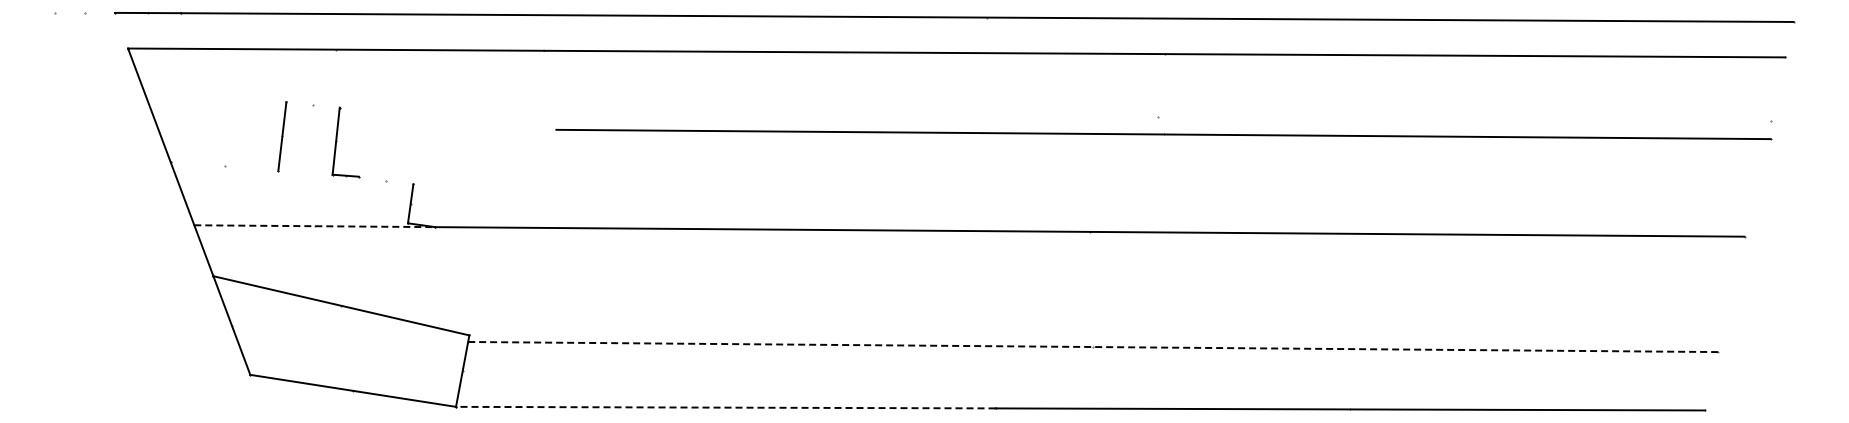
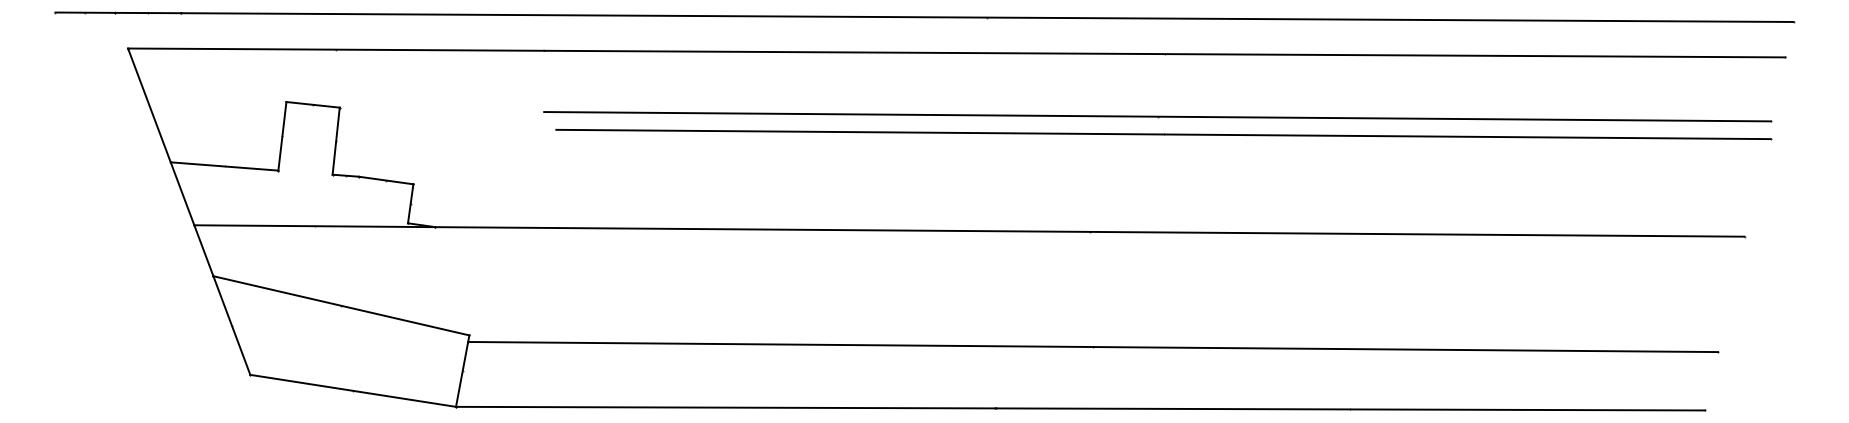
line: none -> present (84, 12)
line: none -> present (312, 104)
line: none -> present (1157, 116)
line: none -> present (224, 166)
line: none -> present (385, 180)
line: dashed -> solid (314, 226)
line: dashed -> solid (1093, 347)
line: dashed -> solid (725, 407)
